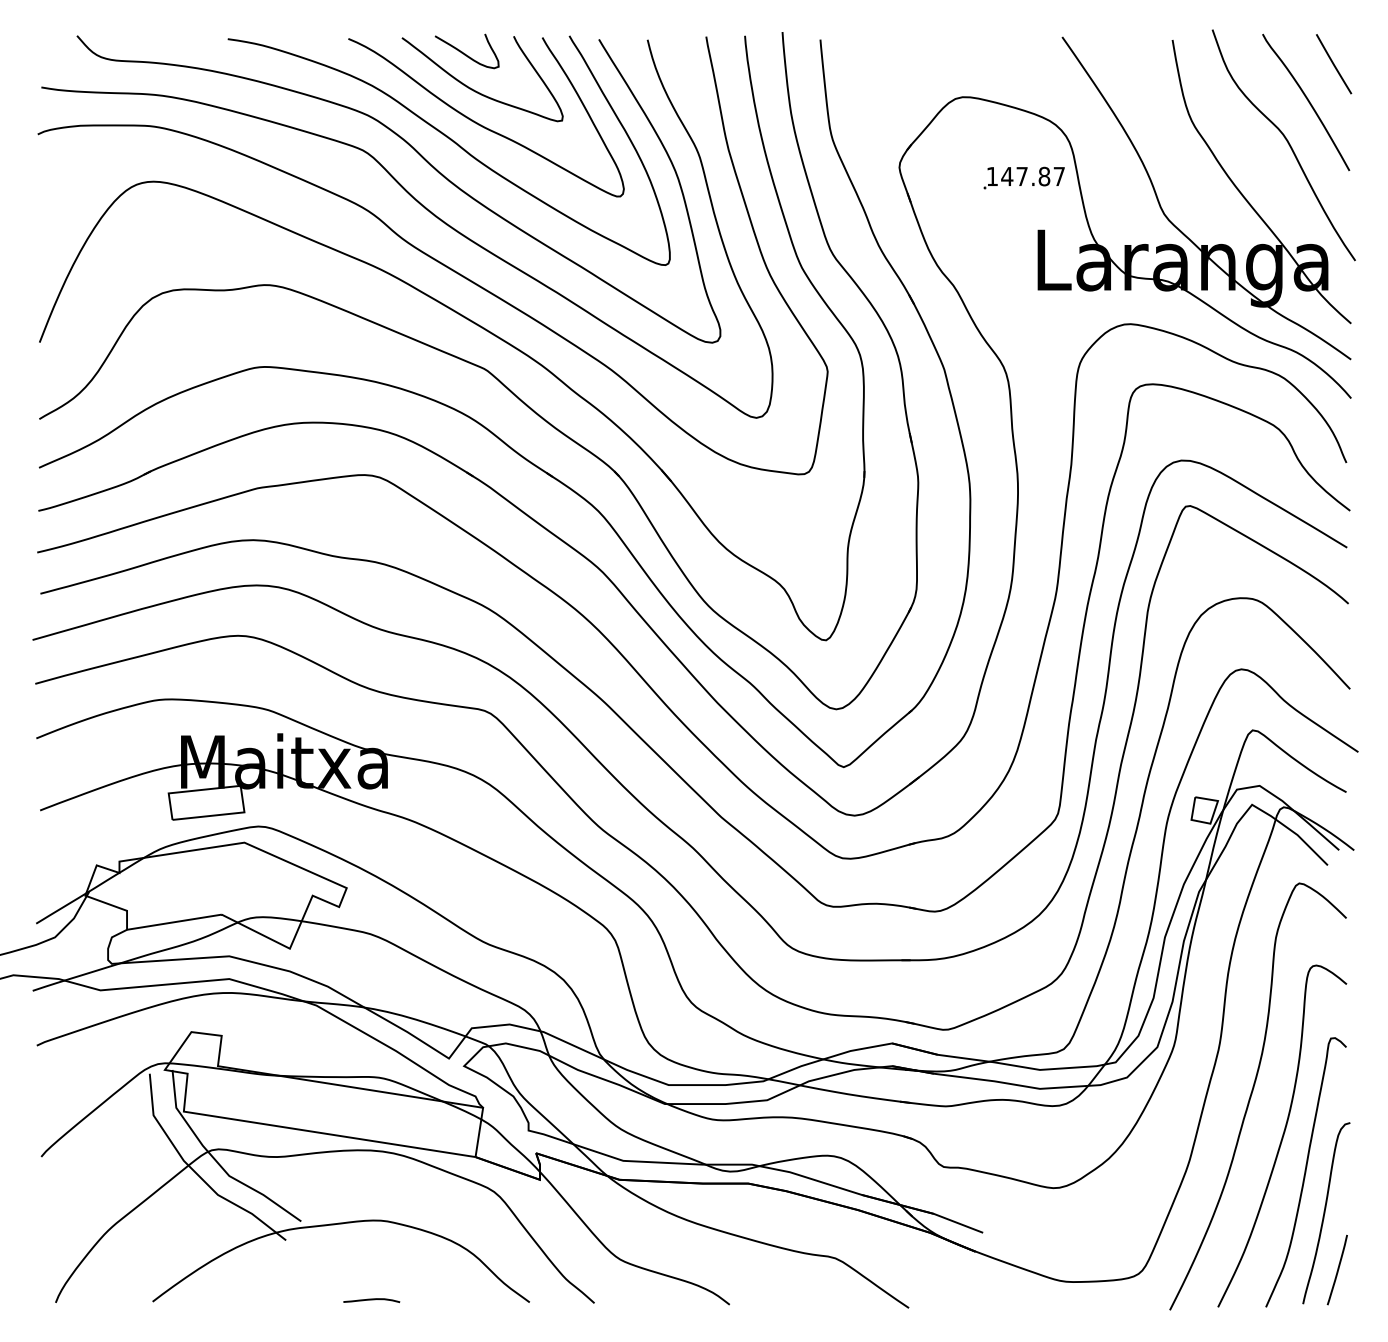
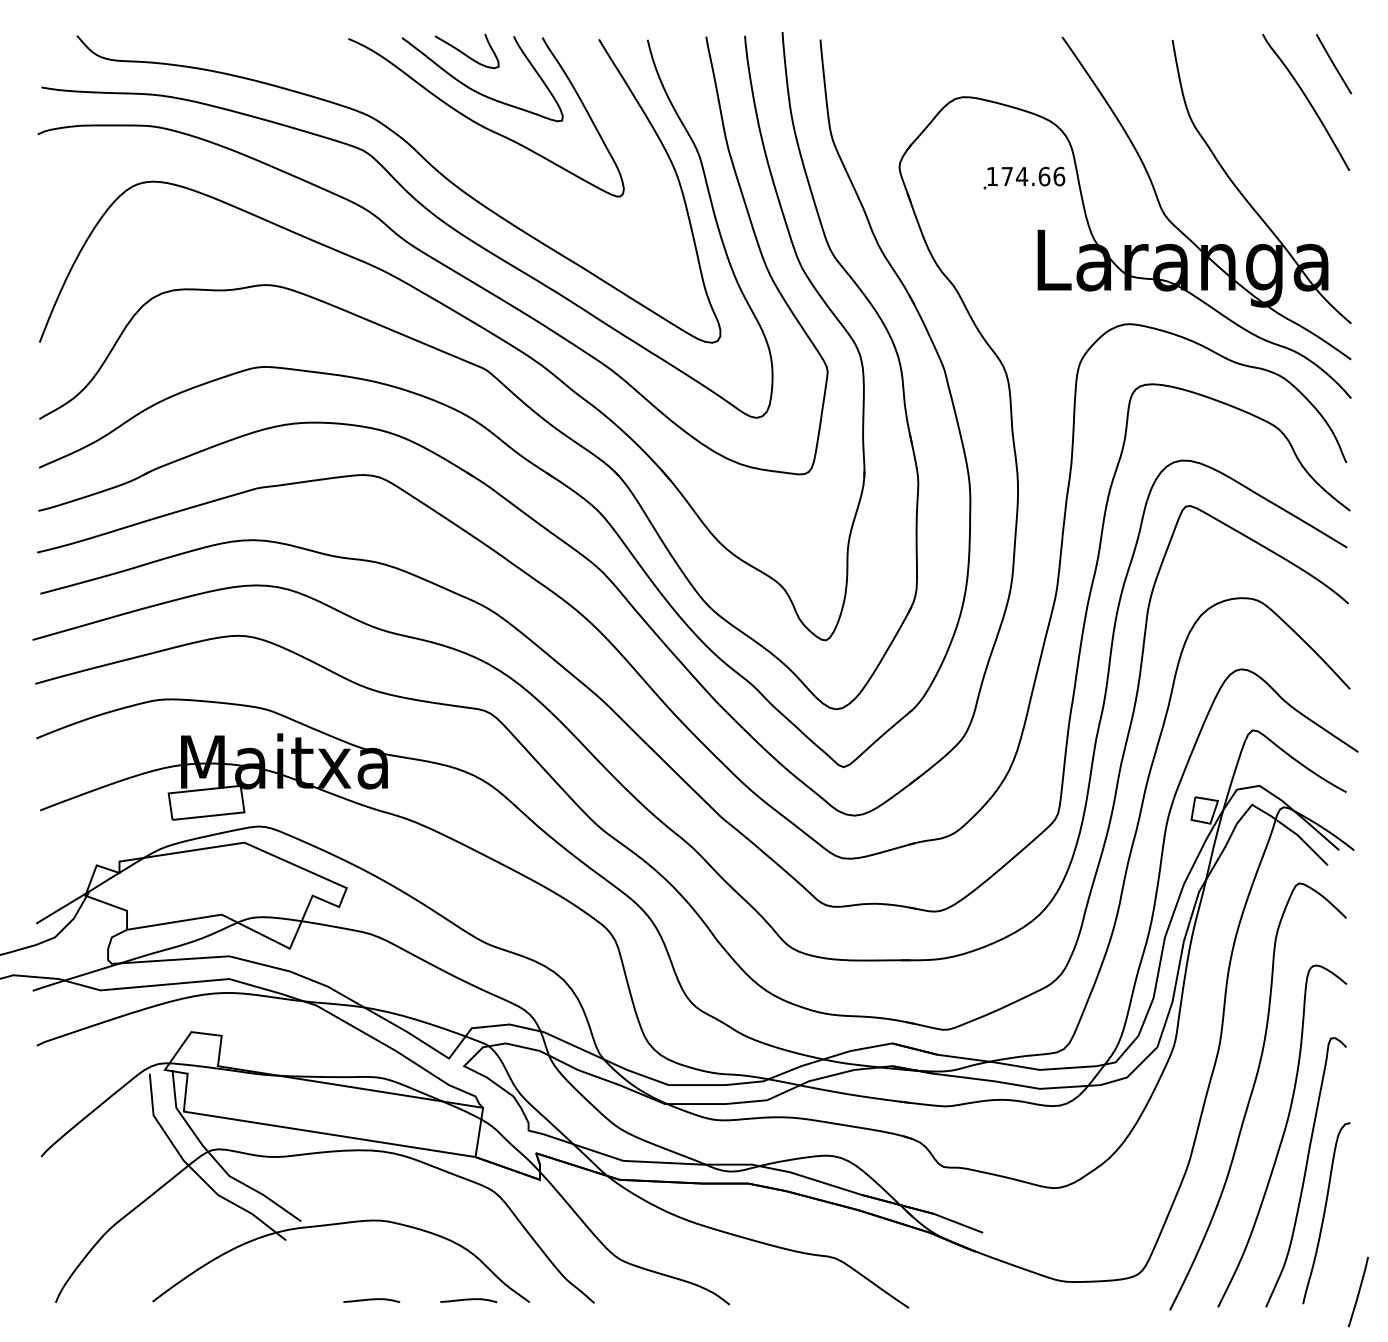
curve: present -> none (454, 143)
curve: present -> none (1287, 143)
text: 147.87 -> 174.66 (1033, 176)
line position: (1337, 1269) -> (1358, 1291) (1358, 1291)
curve: none -> present (468, 1300)
